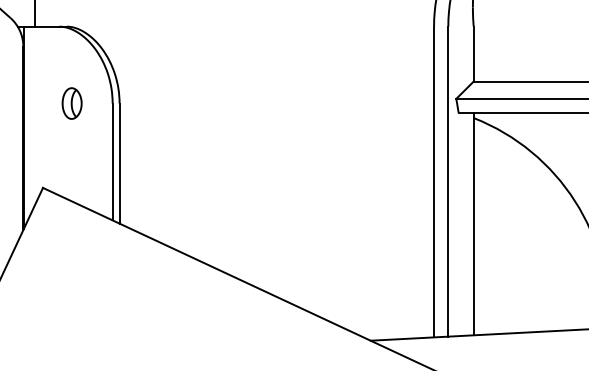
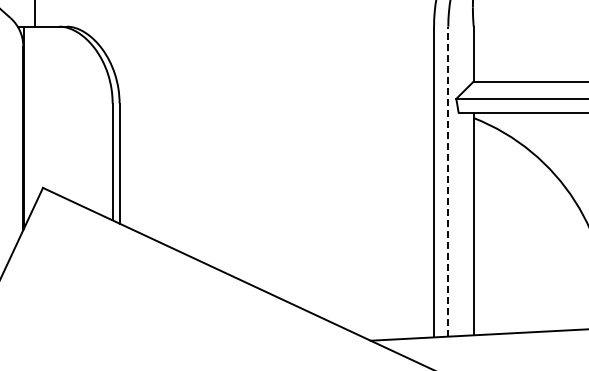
part: present -> none (71, 103)
line: solid -> dashed (448, 181)
